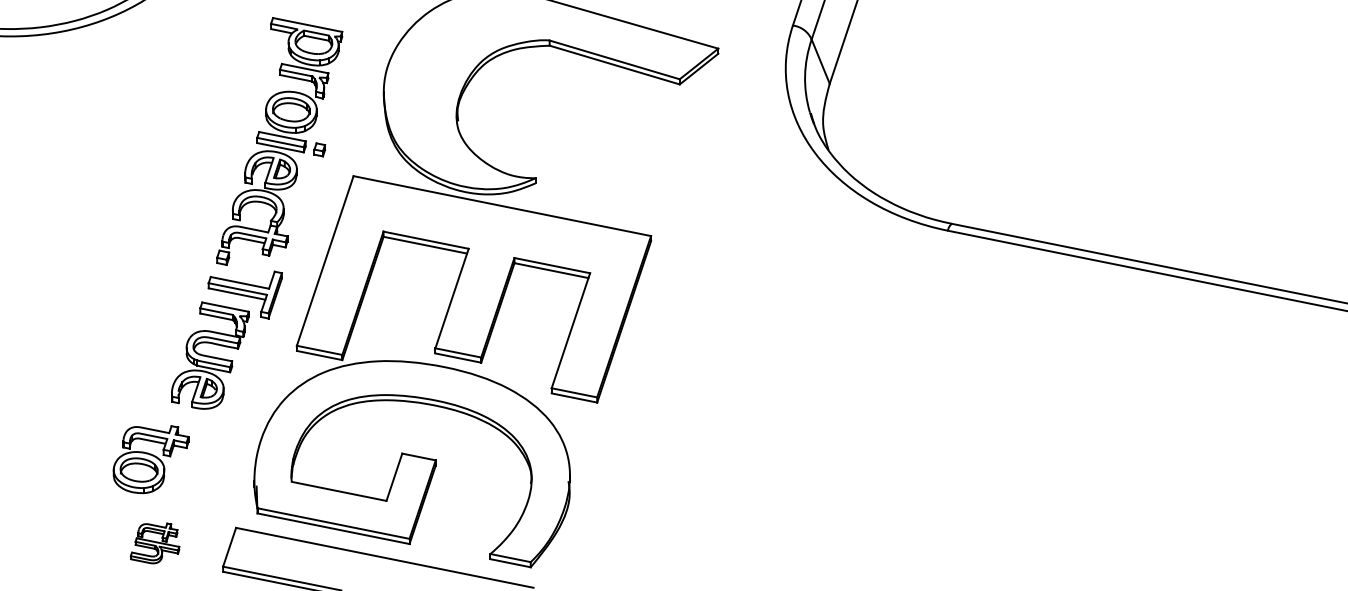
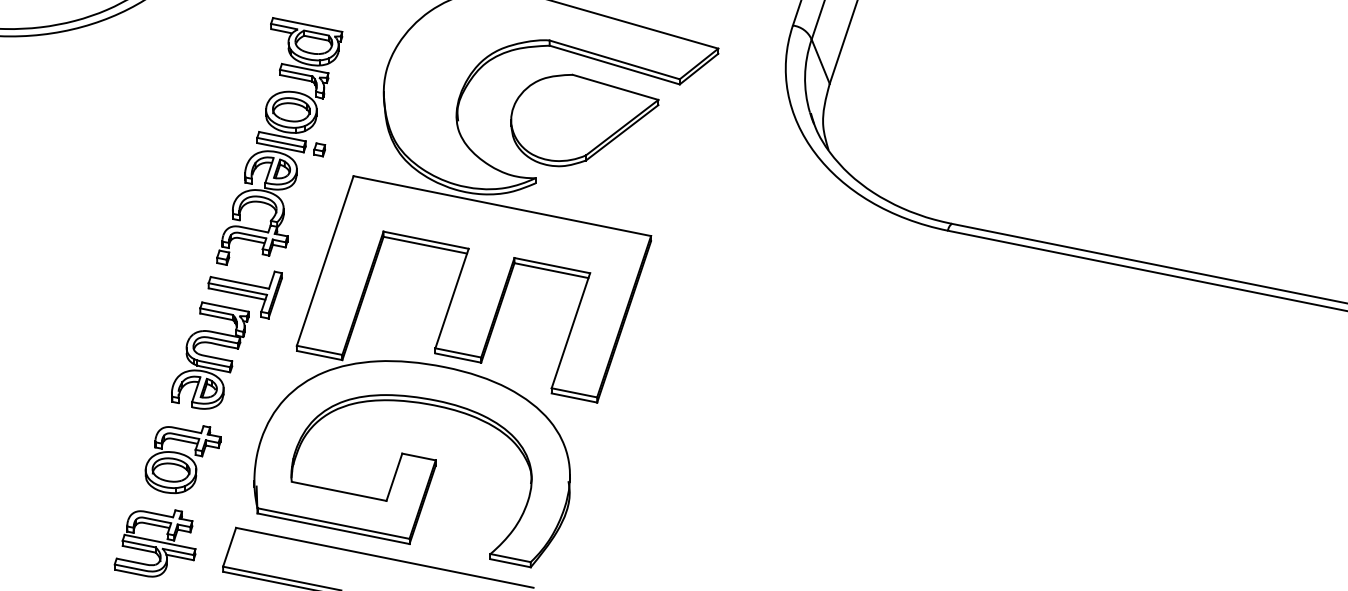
part: none -> present (584, 120)
part position: (150, 459) -> (182, 459) (182, 459)
part size: 52x43 px -> 84x69 px (154, 543)
